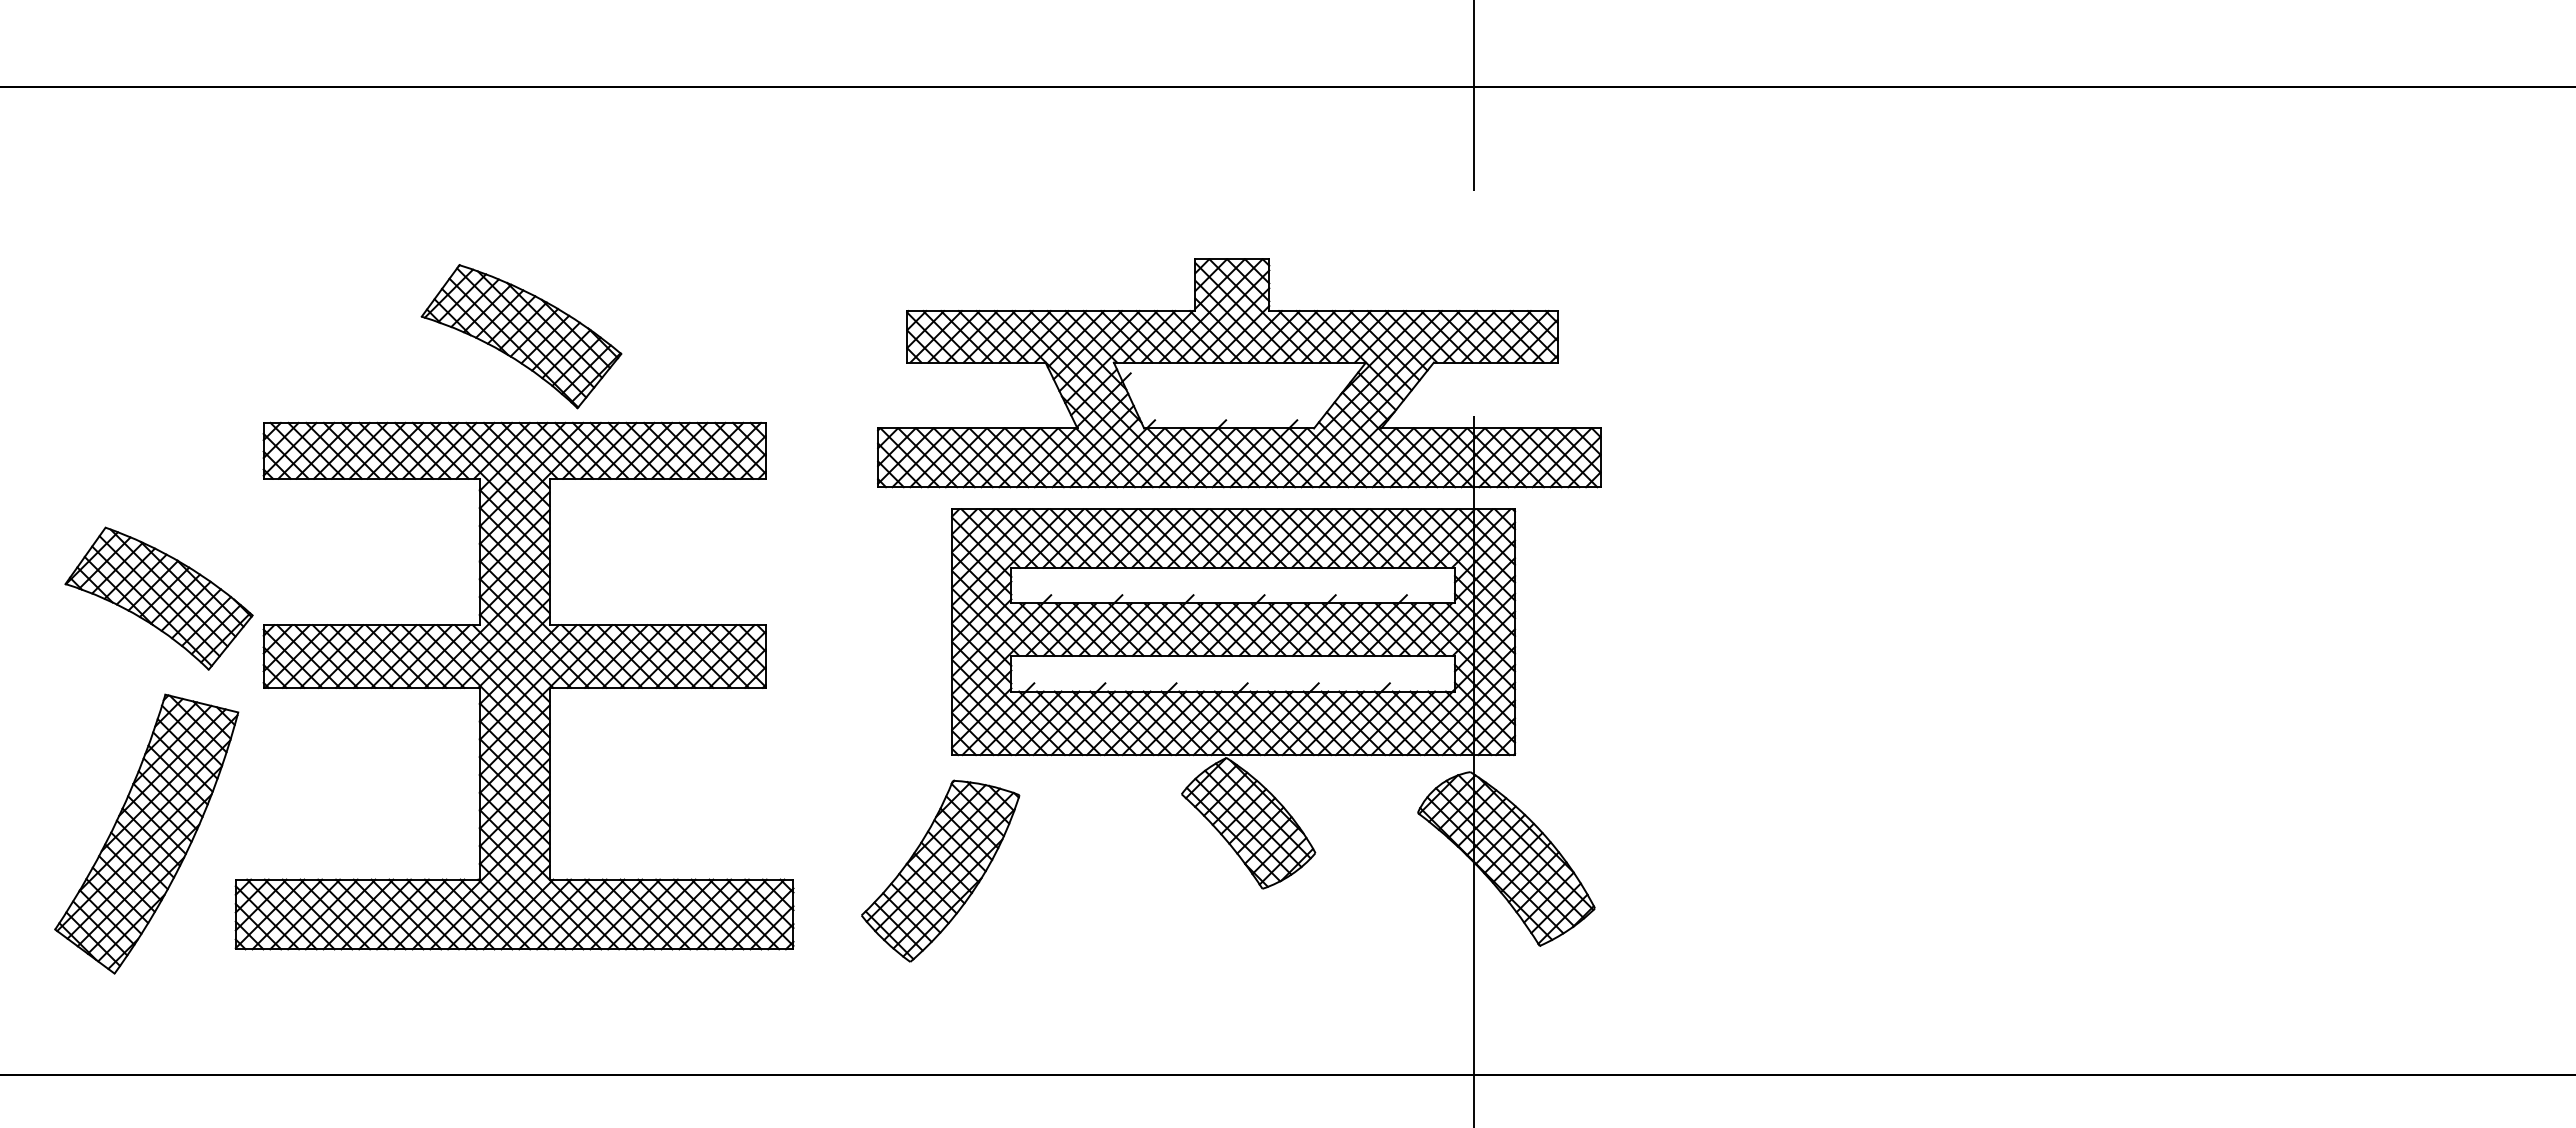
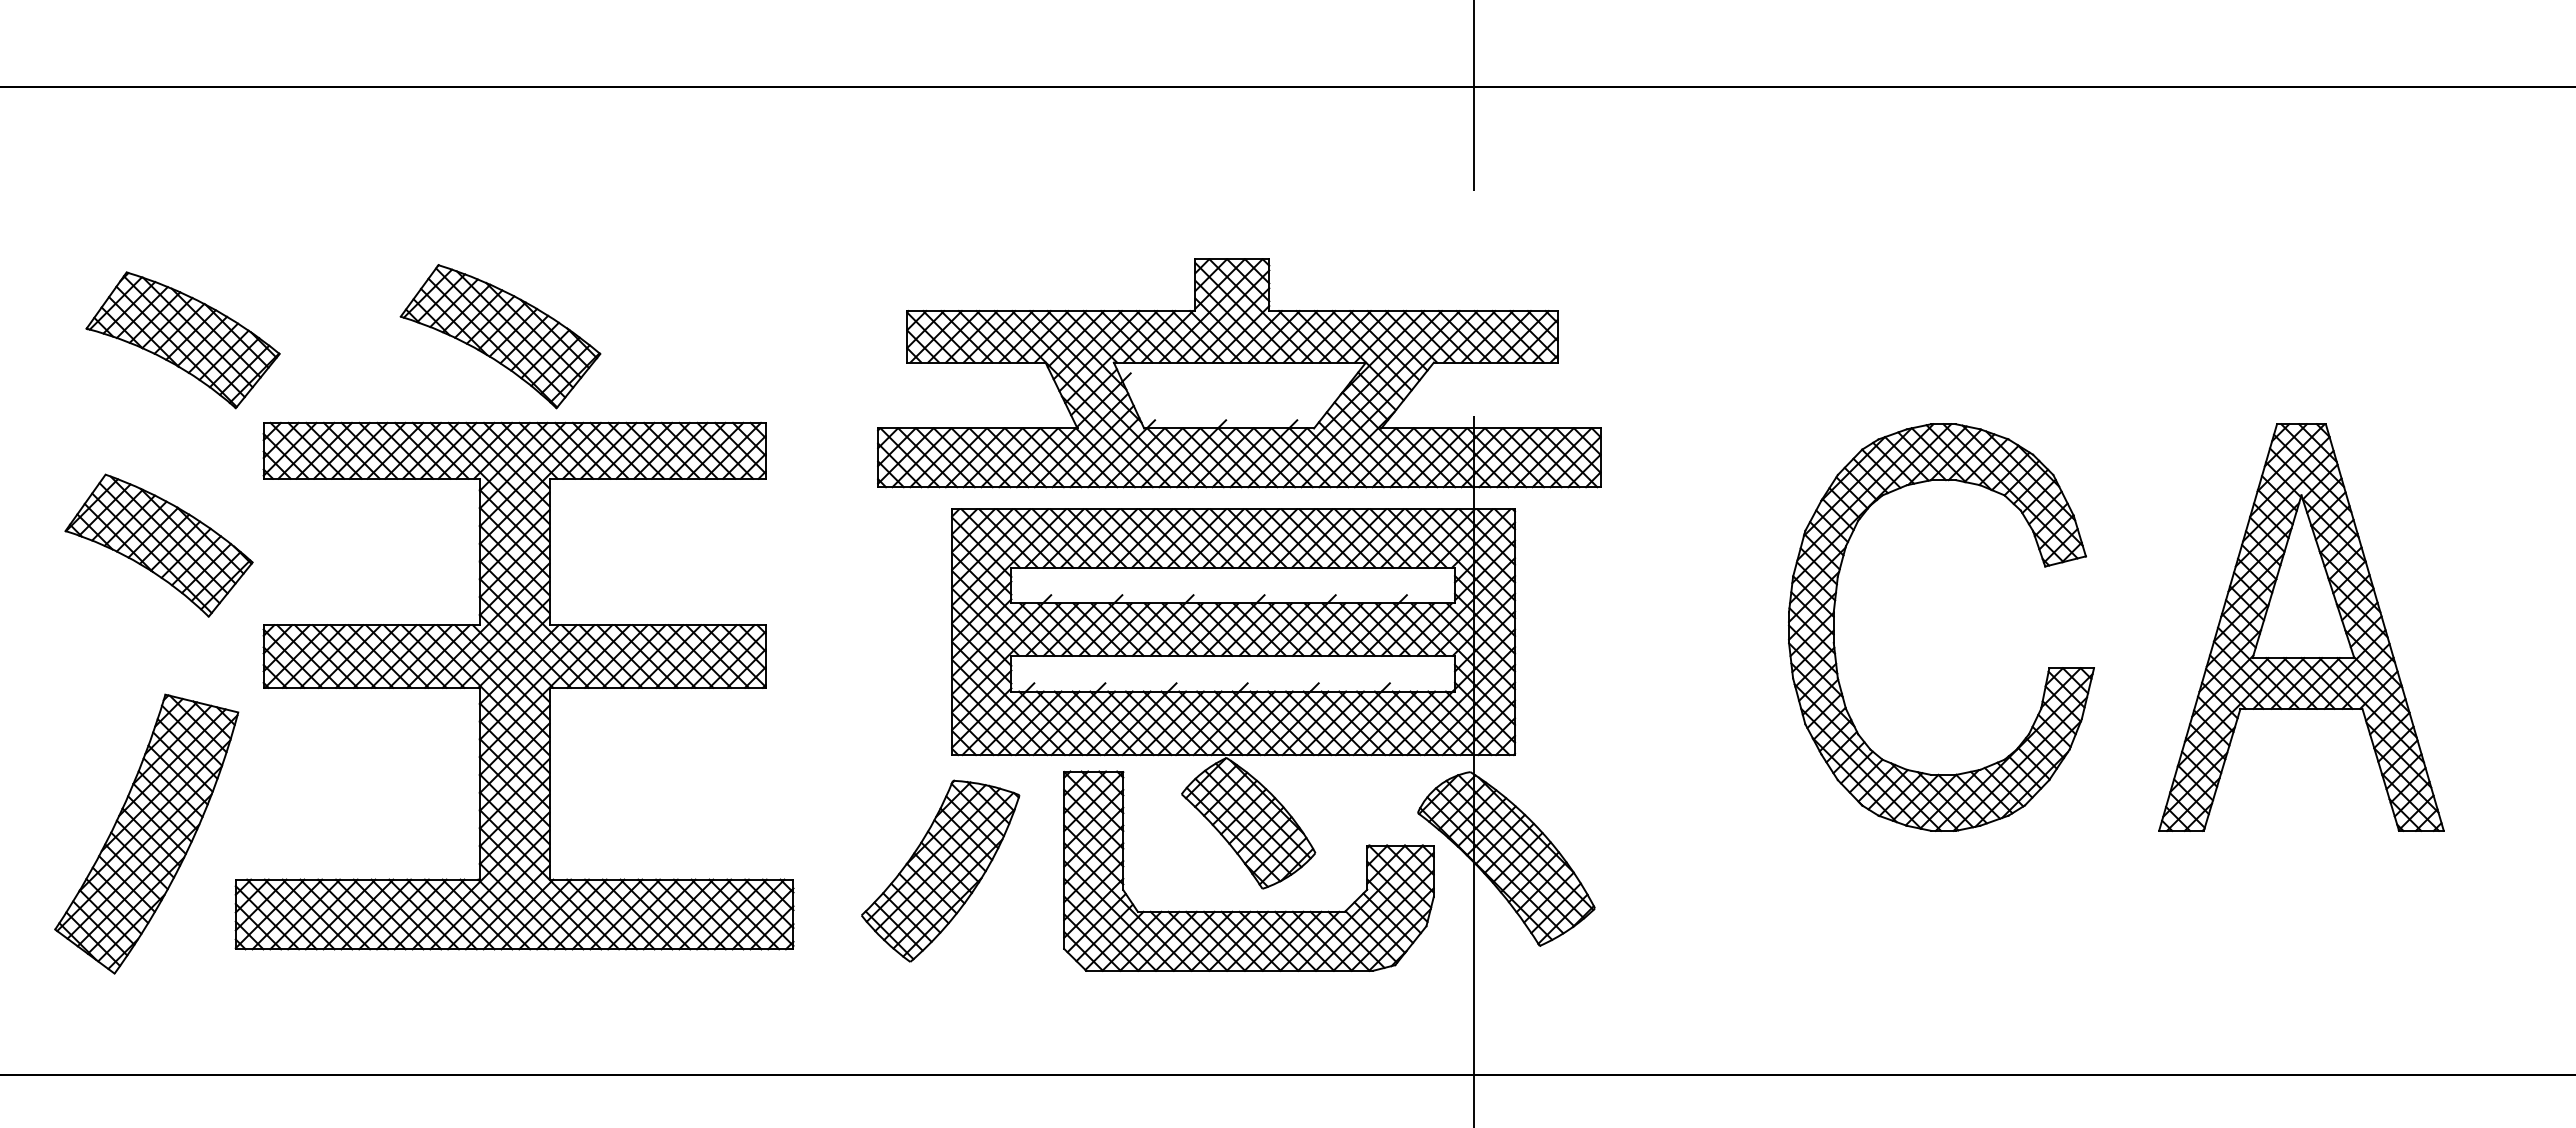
part position: (521, 336) -> (500, 336) (500, 336)
part: none -> present (182, 340)
part position: (158, 598) -> (158, 545) (158, 545)
part: none -> present (1834, 627)
part: none -> present (2301, 627)
part: none -> present (1250, 910)
